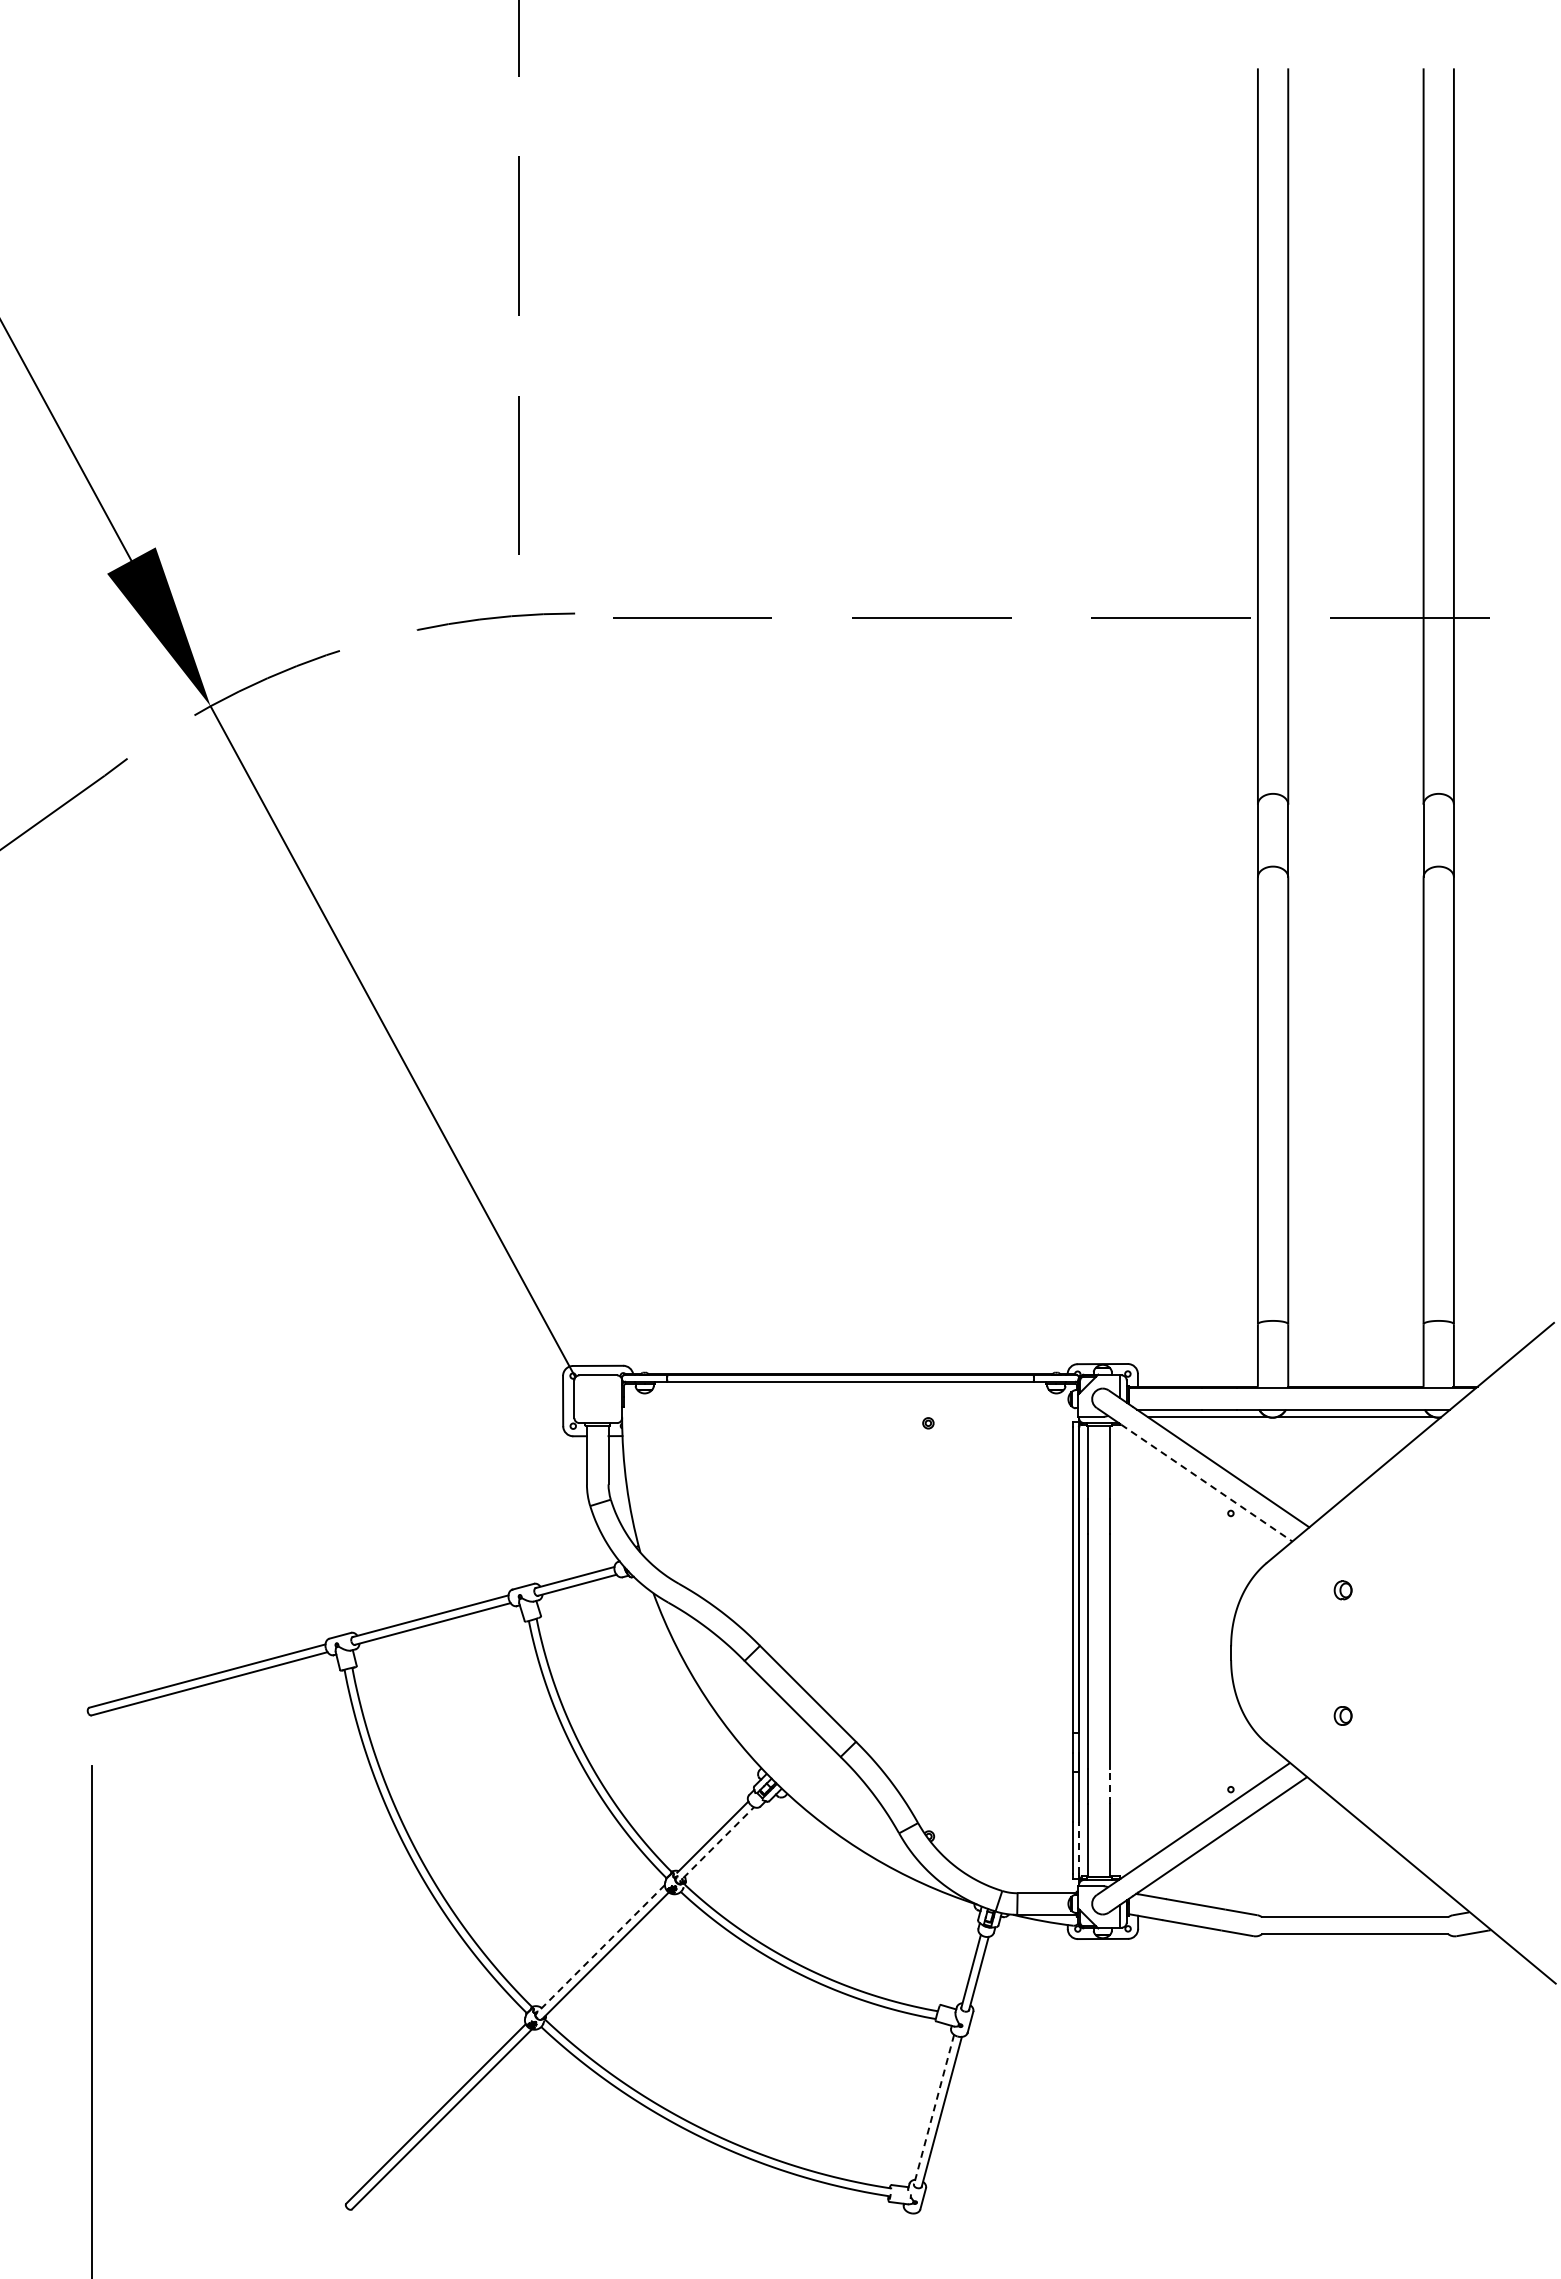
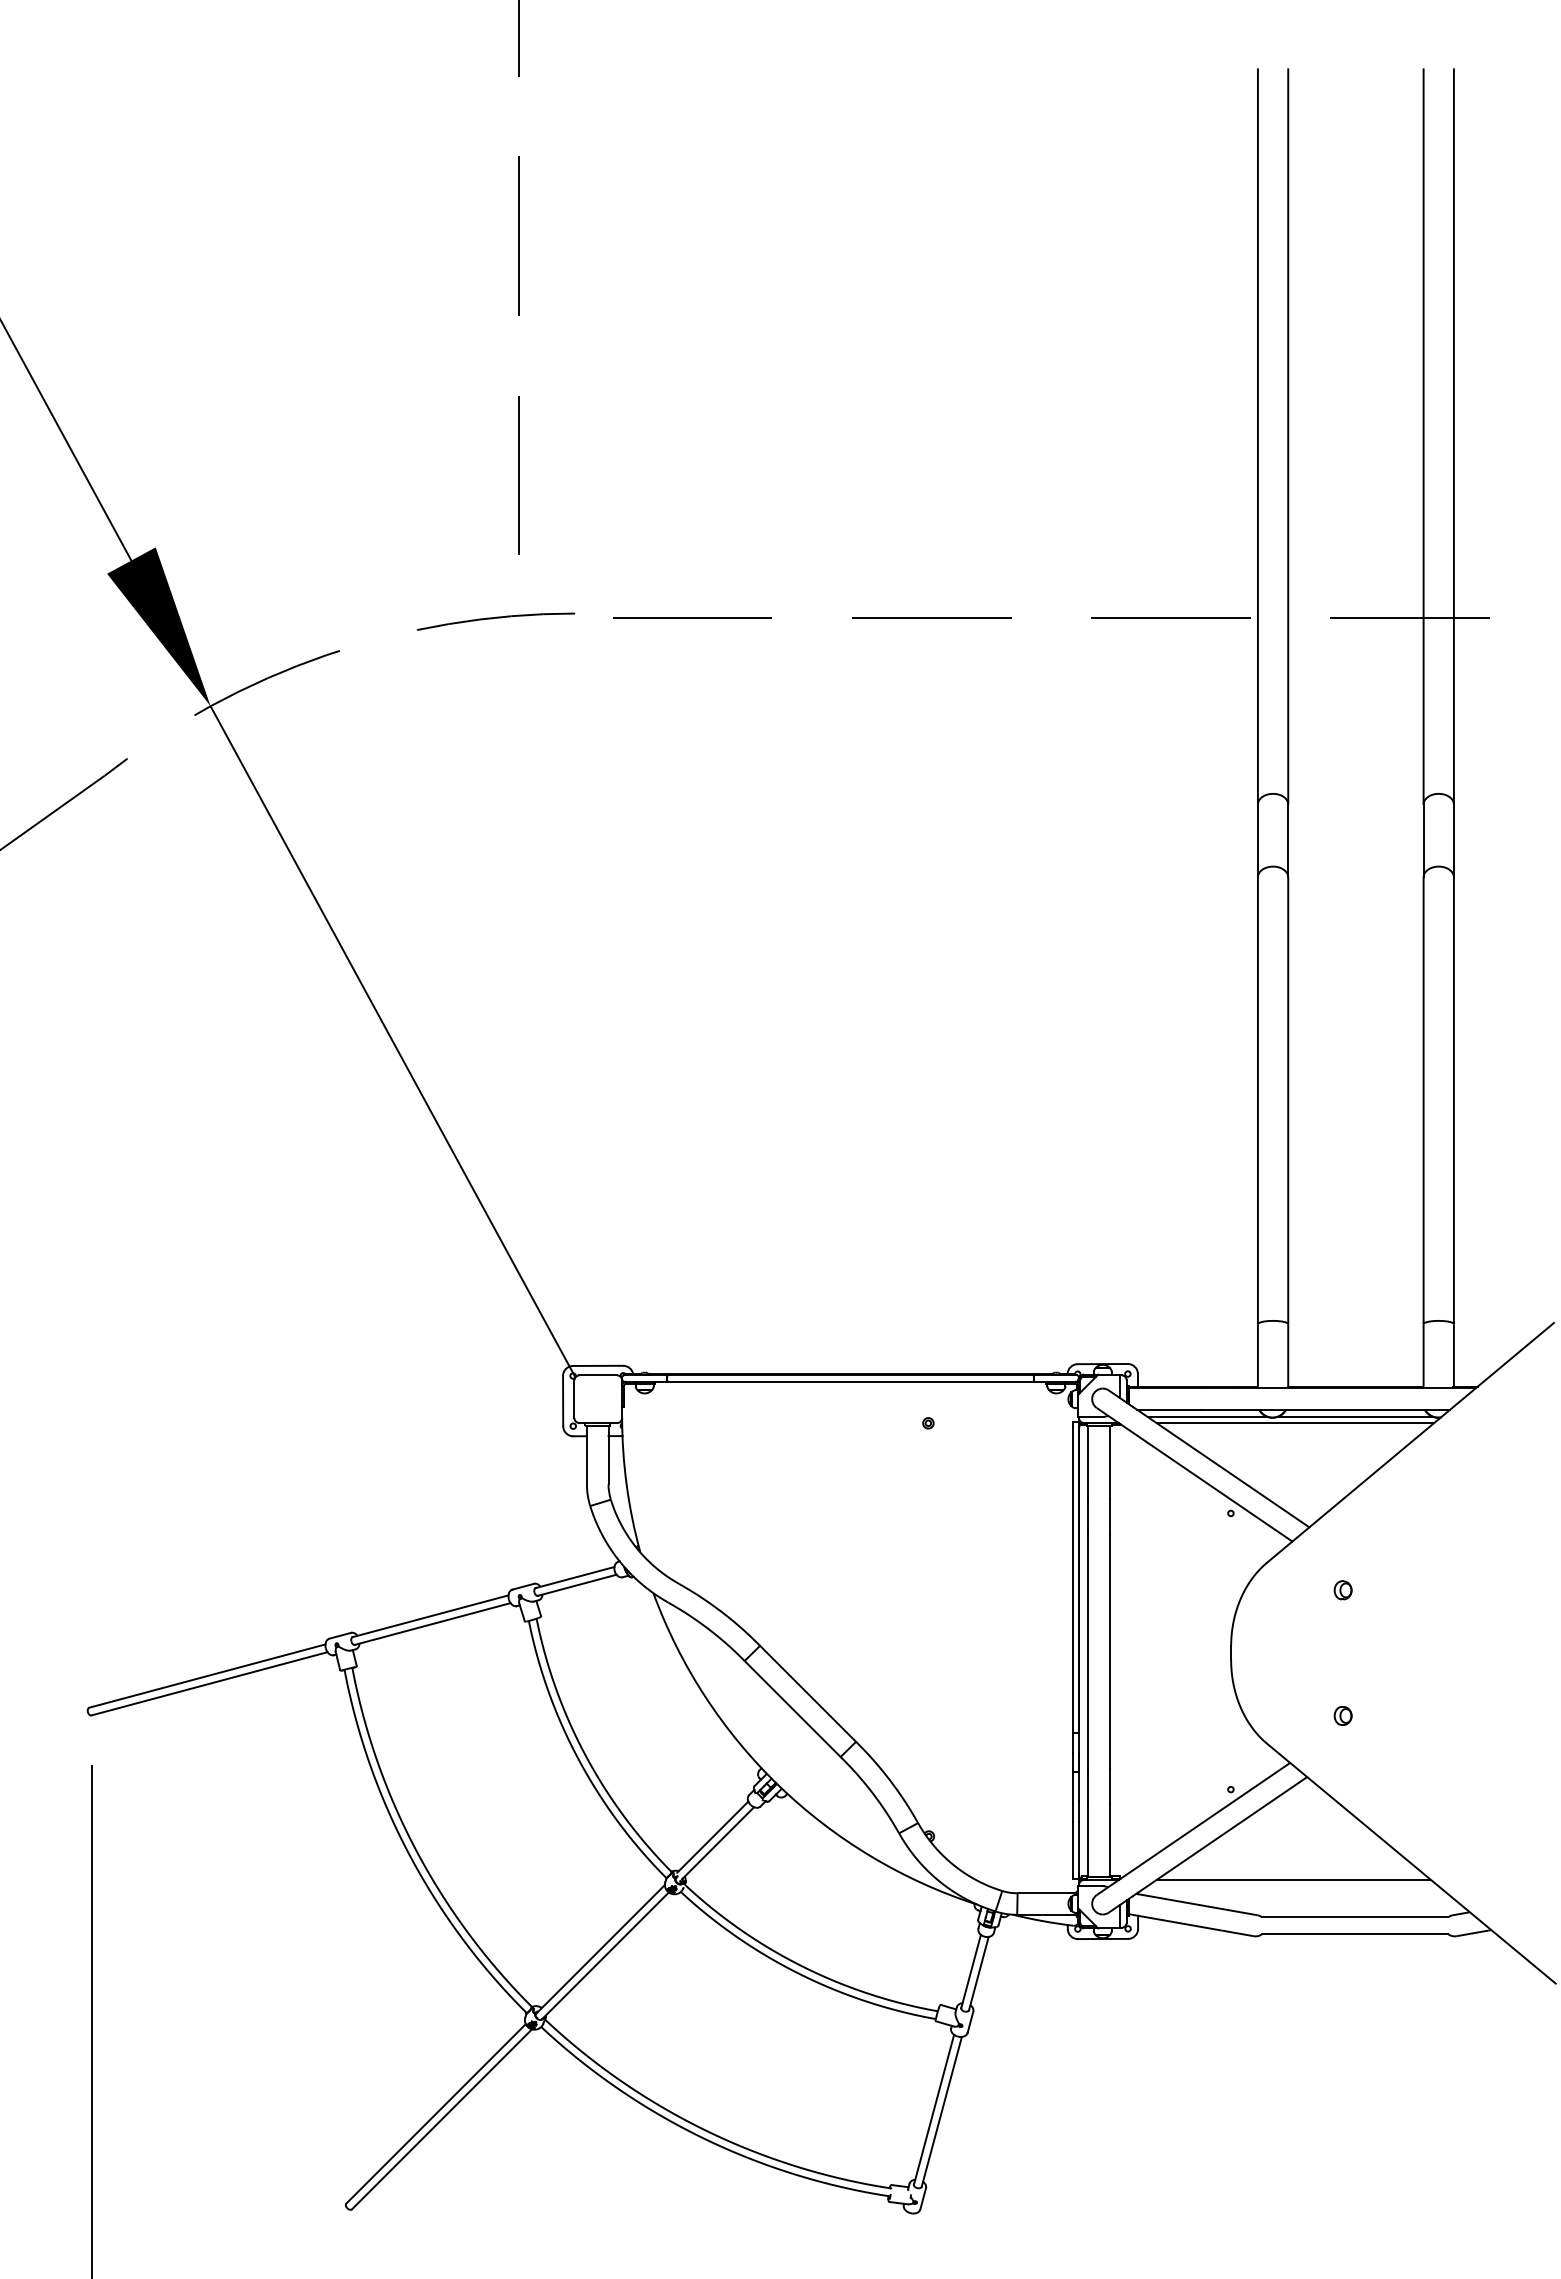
line: none -> present (1295, 1423)
line: dashed -> solid (1206, 1483)
line: dashed -> solid (1109, 1786)
line: dashed -> solid (719, 1842)
line: dashed -> solid (1079, 1847)
line: none -> present (1293, 1880)
line: dashed -> solid (599, 1950)
line: dashed -> solid (934, 2109)
